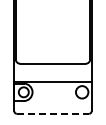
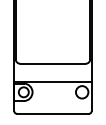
line: dashed -> solid (53, 113)
